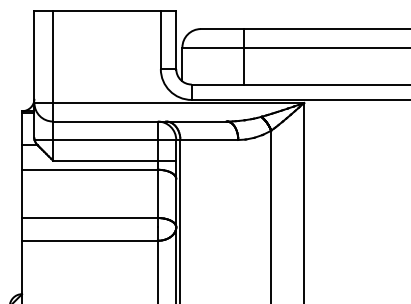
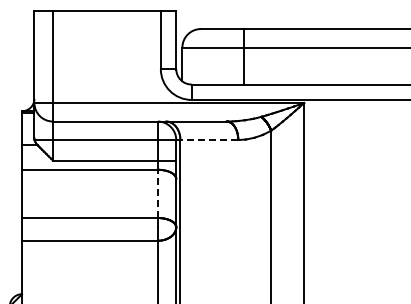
line: solid -> dashed (209, 140)
line: solid -> dashed (157, 193)
